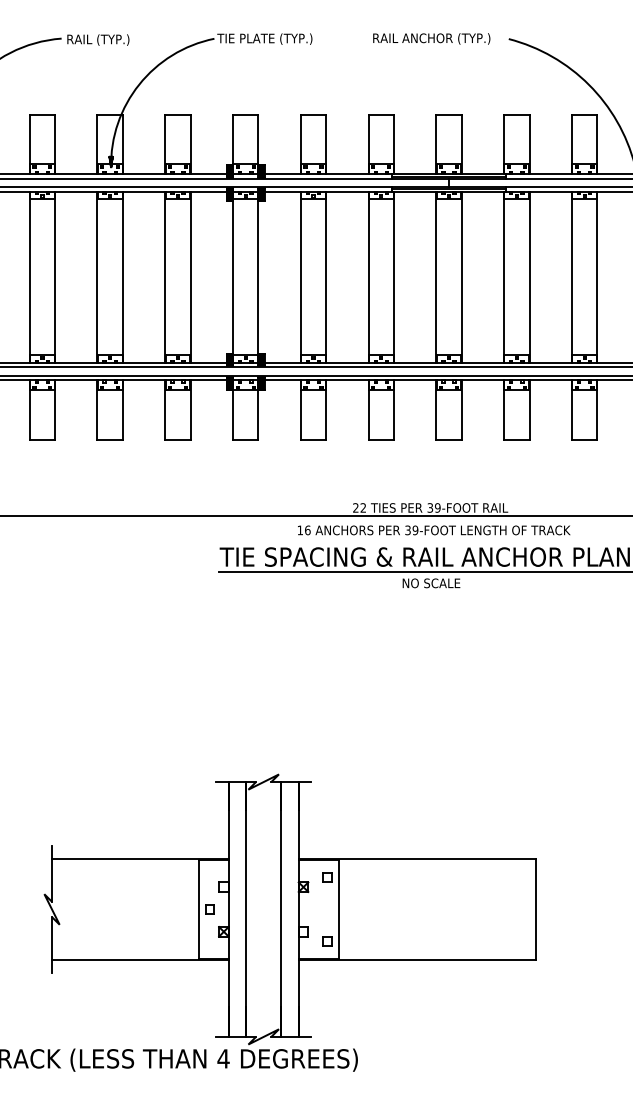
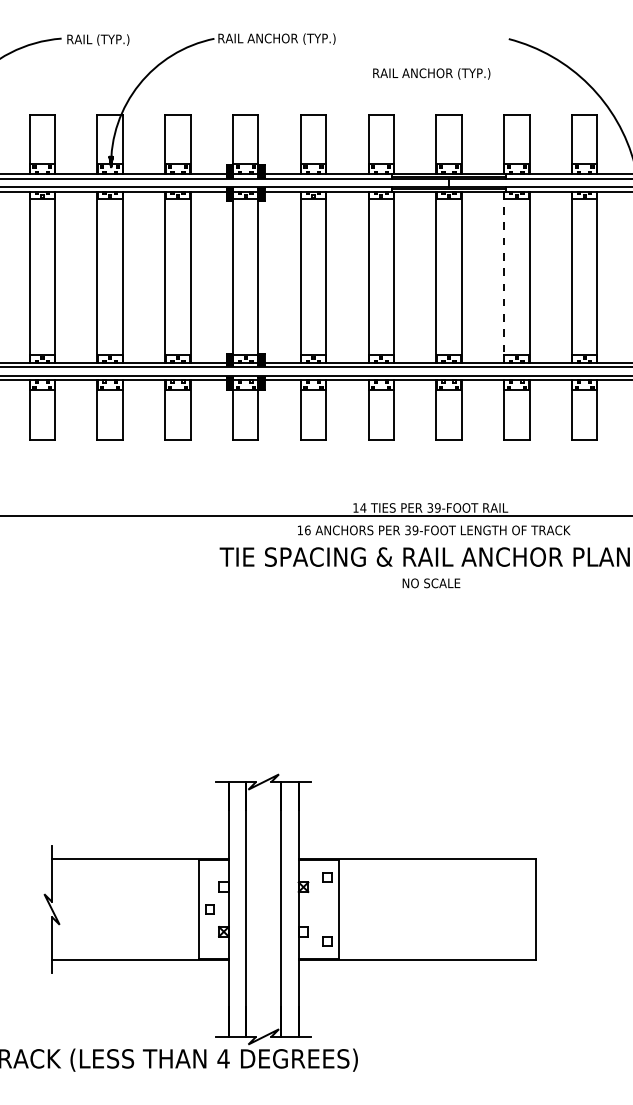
text: TIE PLATE (TYP.) -> RAIL ANCHOR (TYP.) (276, 38)
text position: (431, 38) -> (431, 73) (431, 73)
line: solid -> dashed (504, 277)
text: 22 -> 14 (359, 507)
line: present -> none (423, 572)
